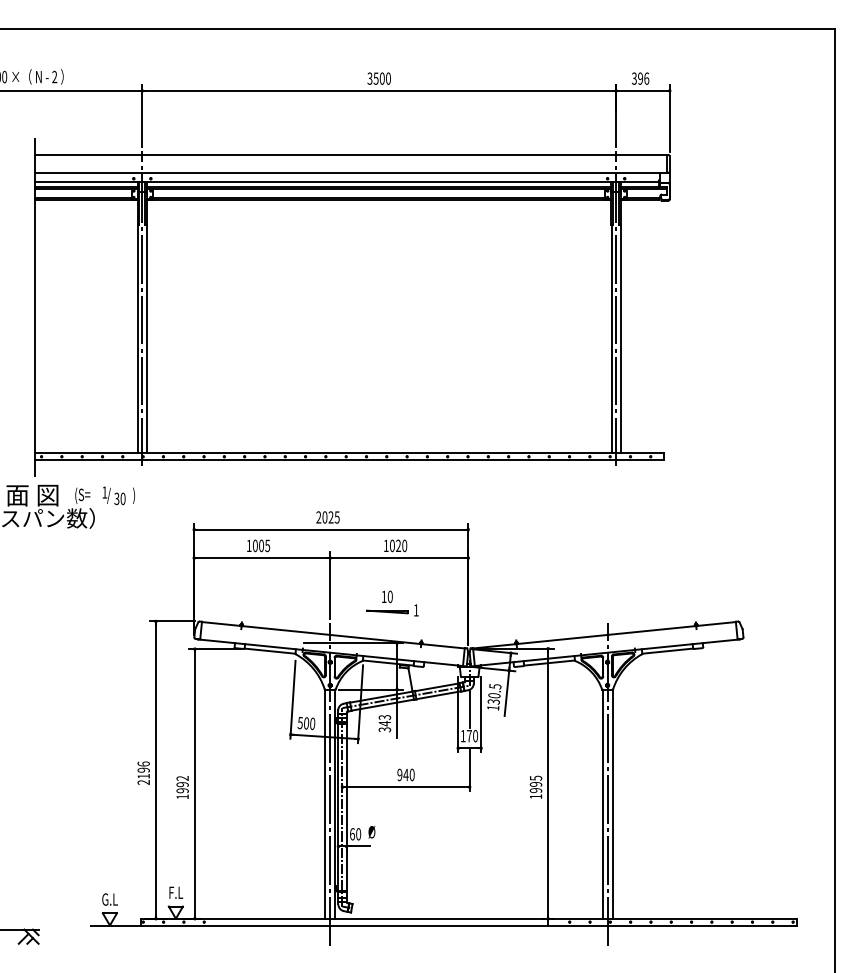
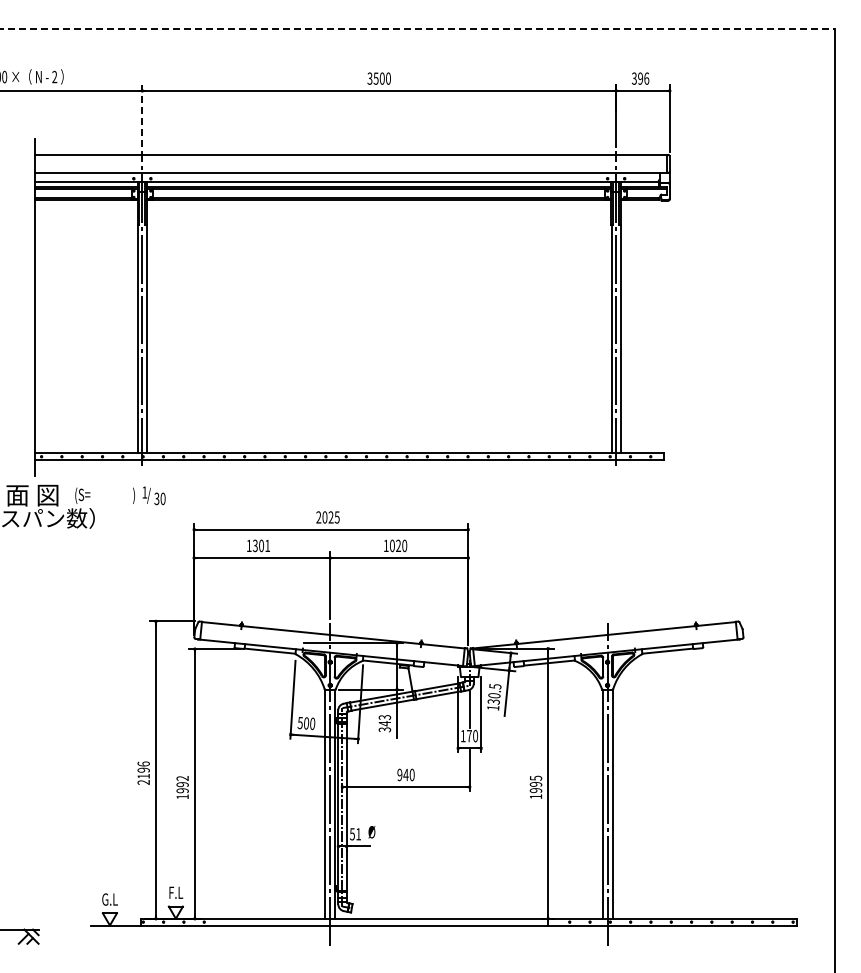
line: solid -> dashed (418, 29)
line: solid -> dashed (142, 115)
text position: (113, 495) -> (153, 495) (153, 495)
text: 1005 -> 1301 (261, 545)
part: present -> none (392, 603)
text: 60 -> 51 (355, 834)
